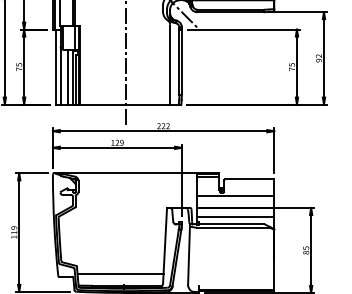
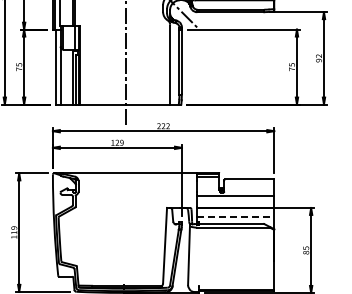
line: present -> none (67, 76)
line: solid -> dashed (235, 217)
line: present -> none (120, 274)
